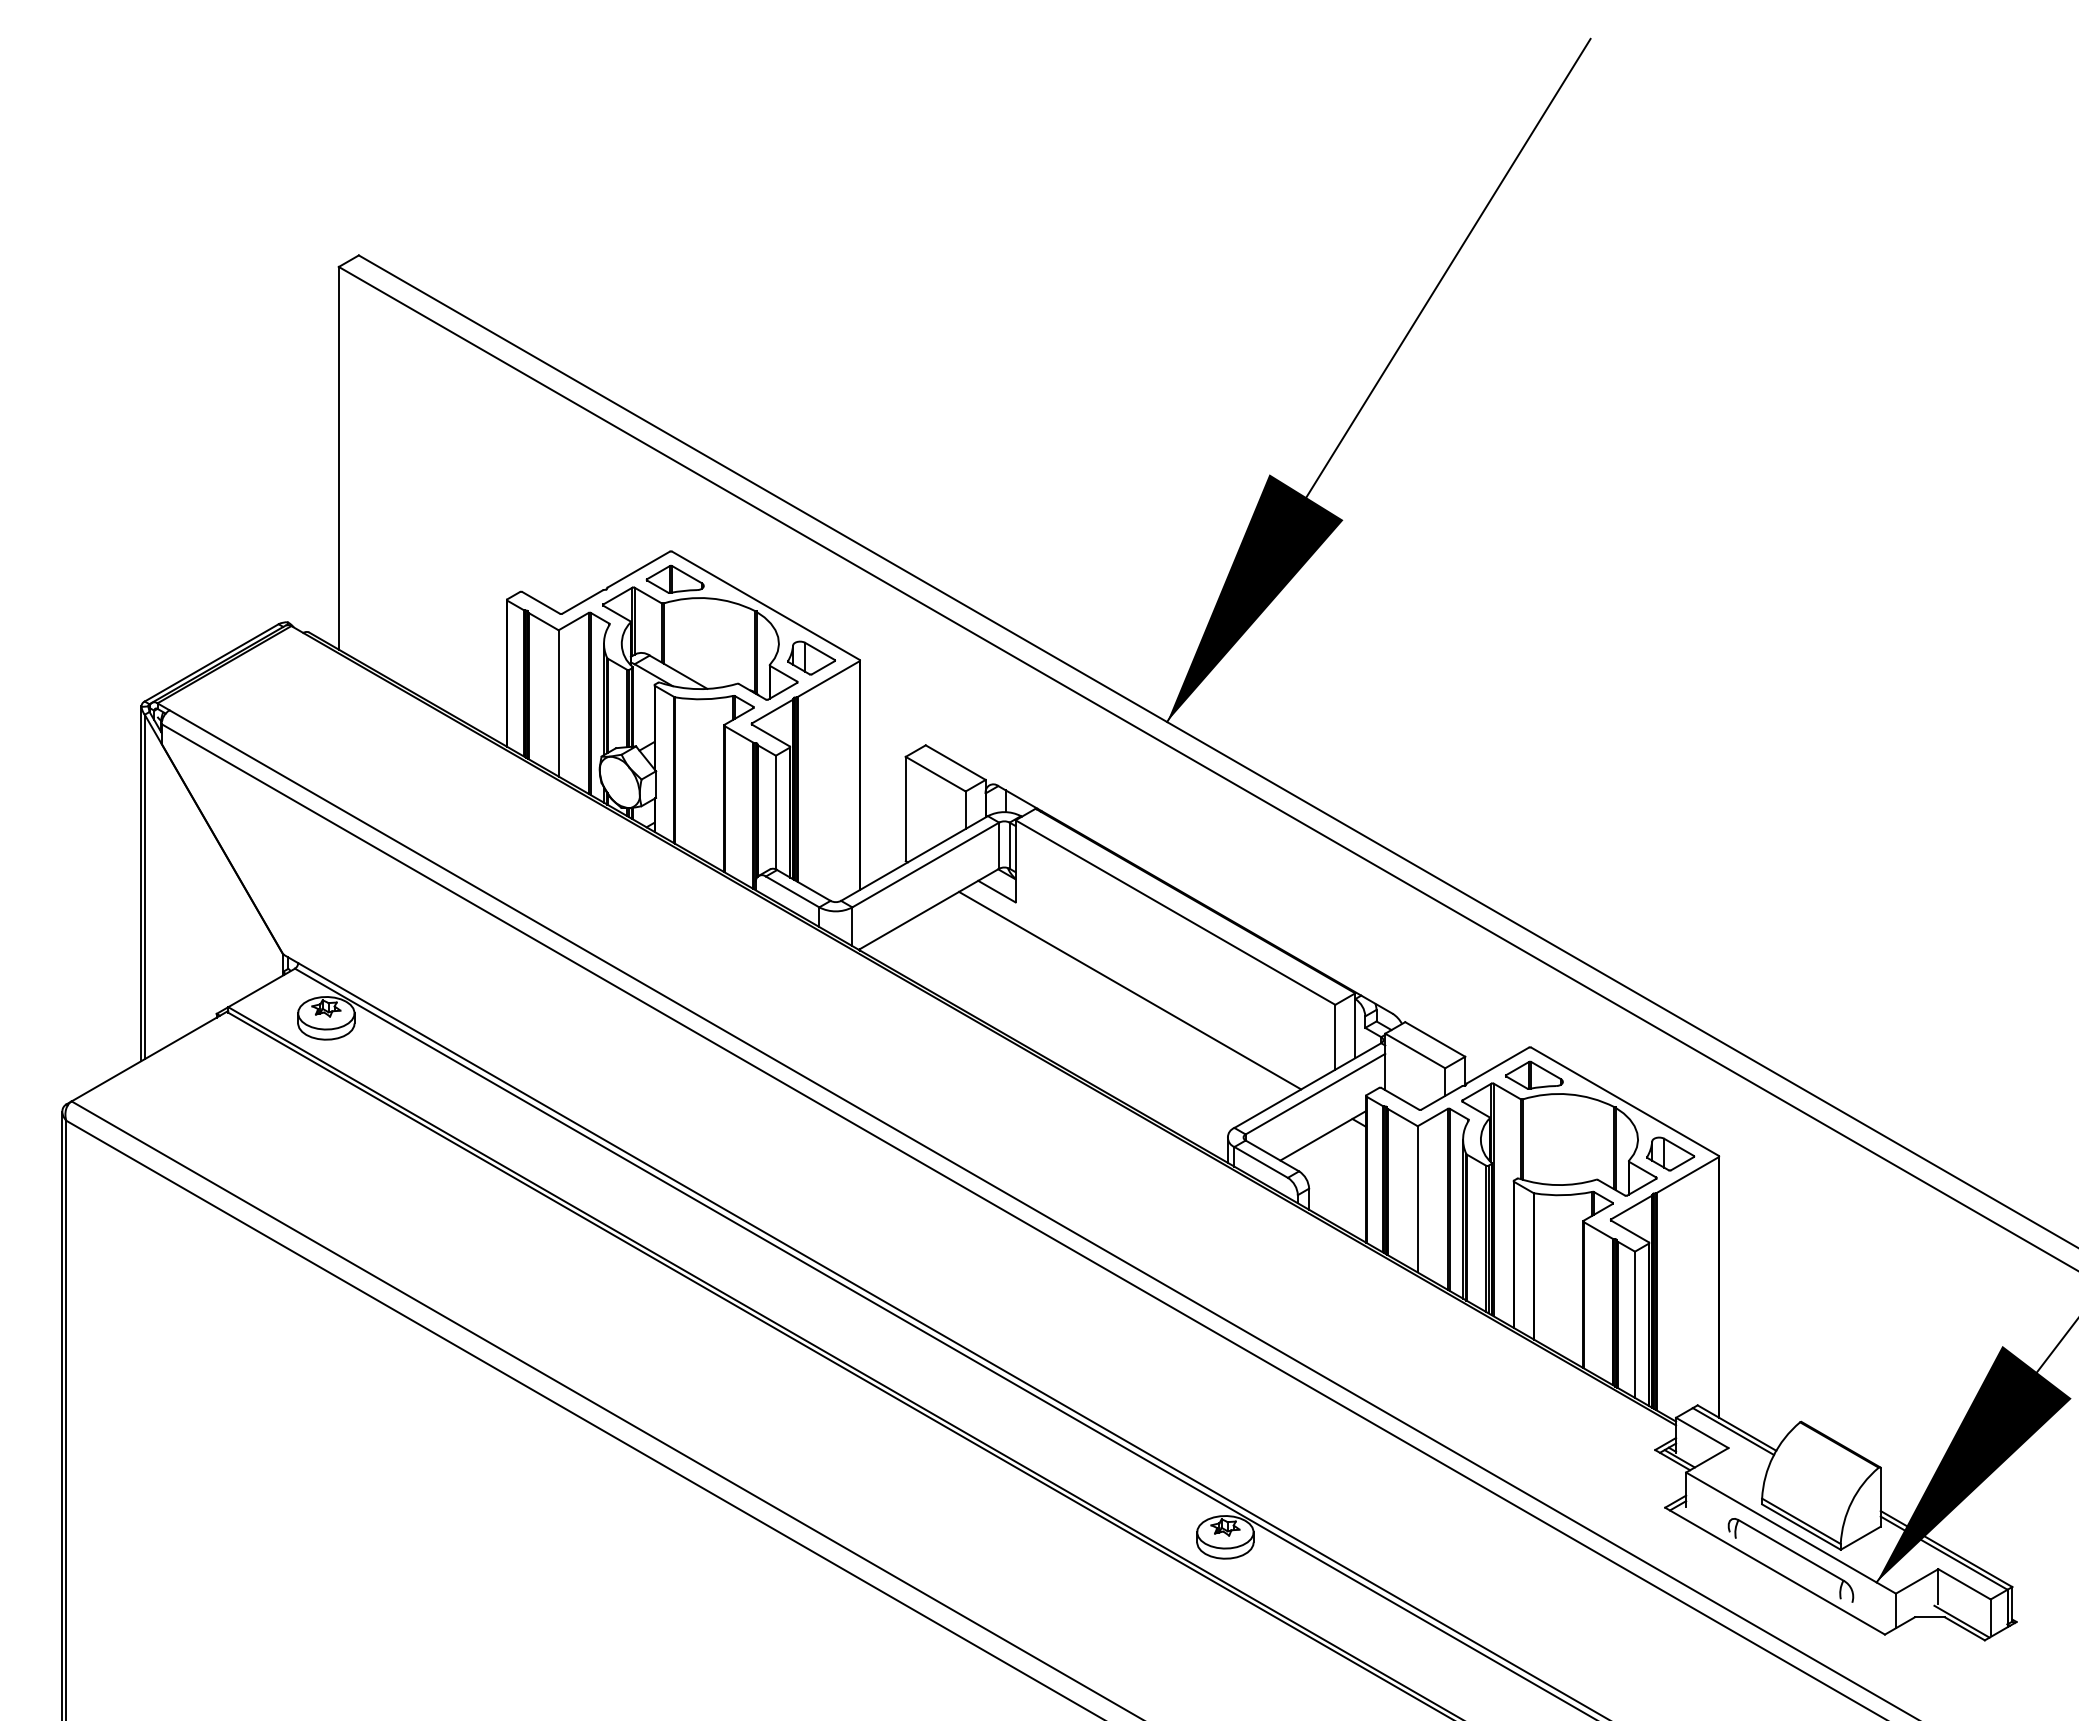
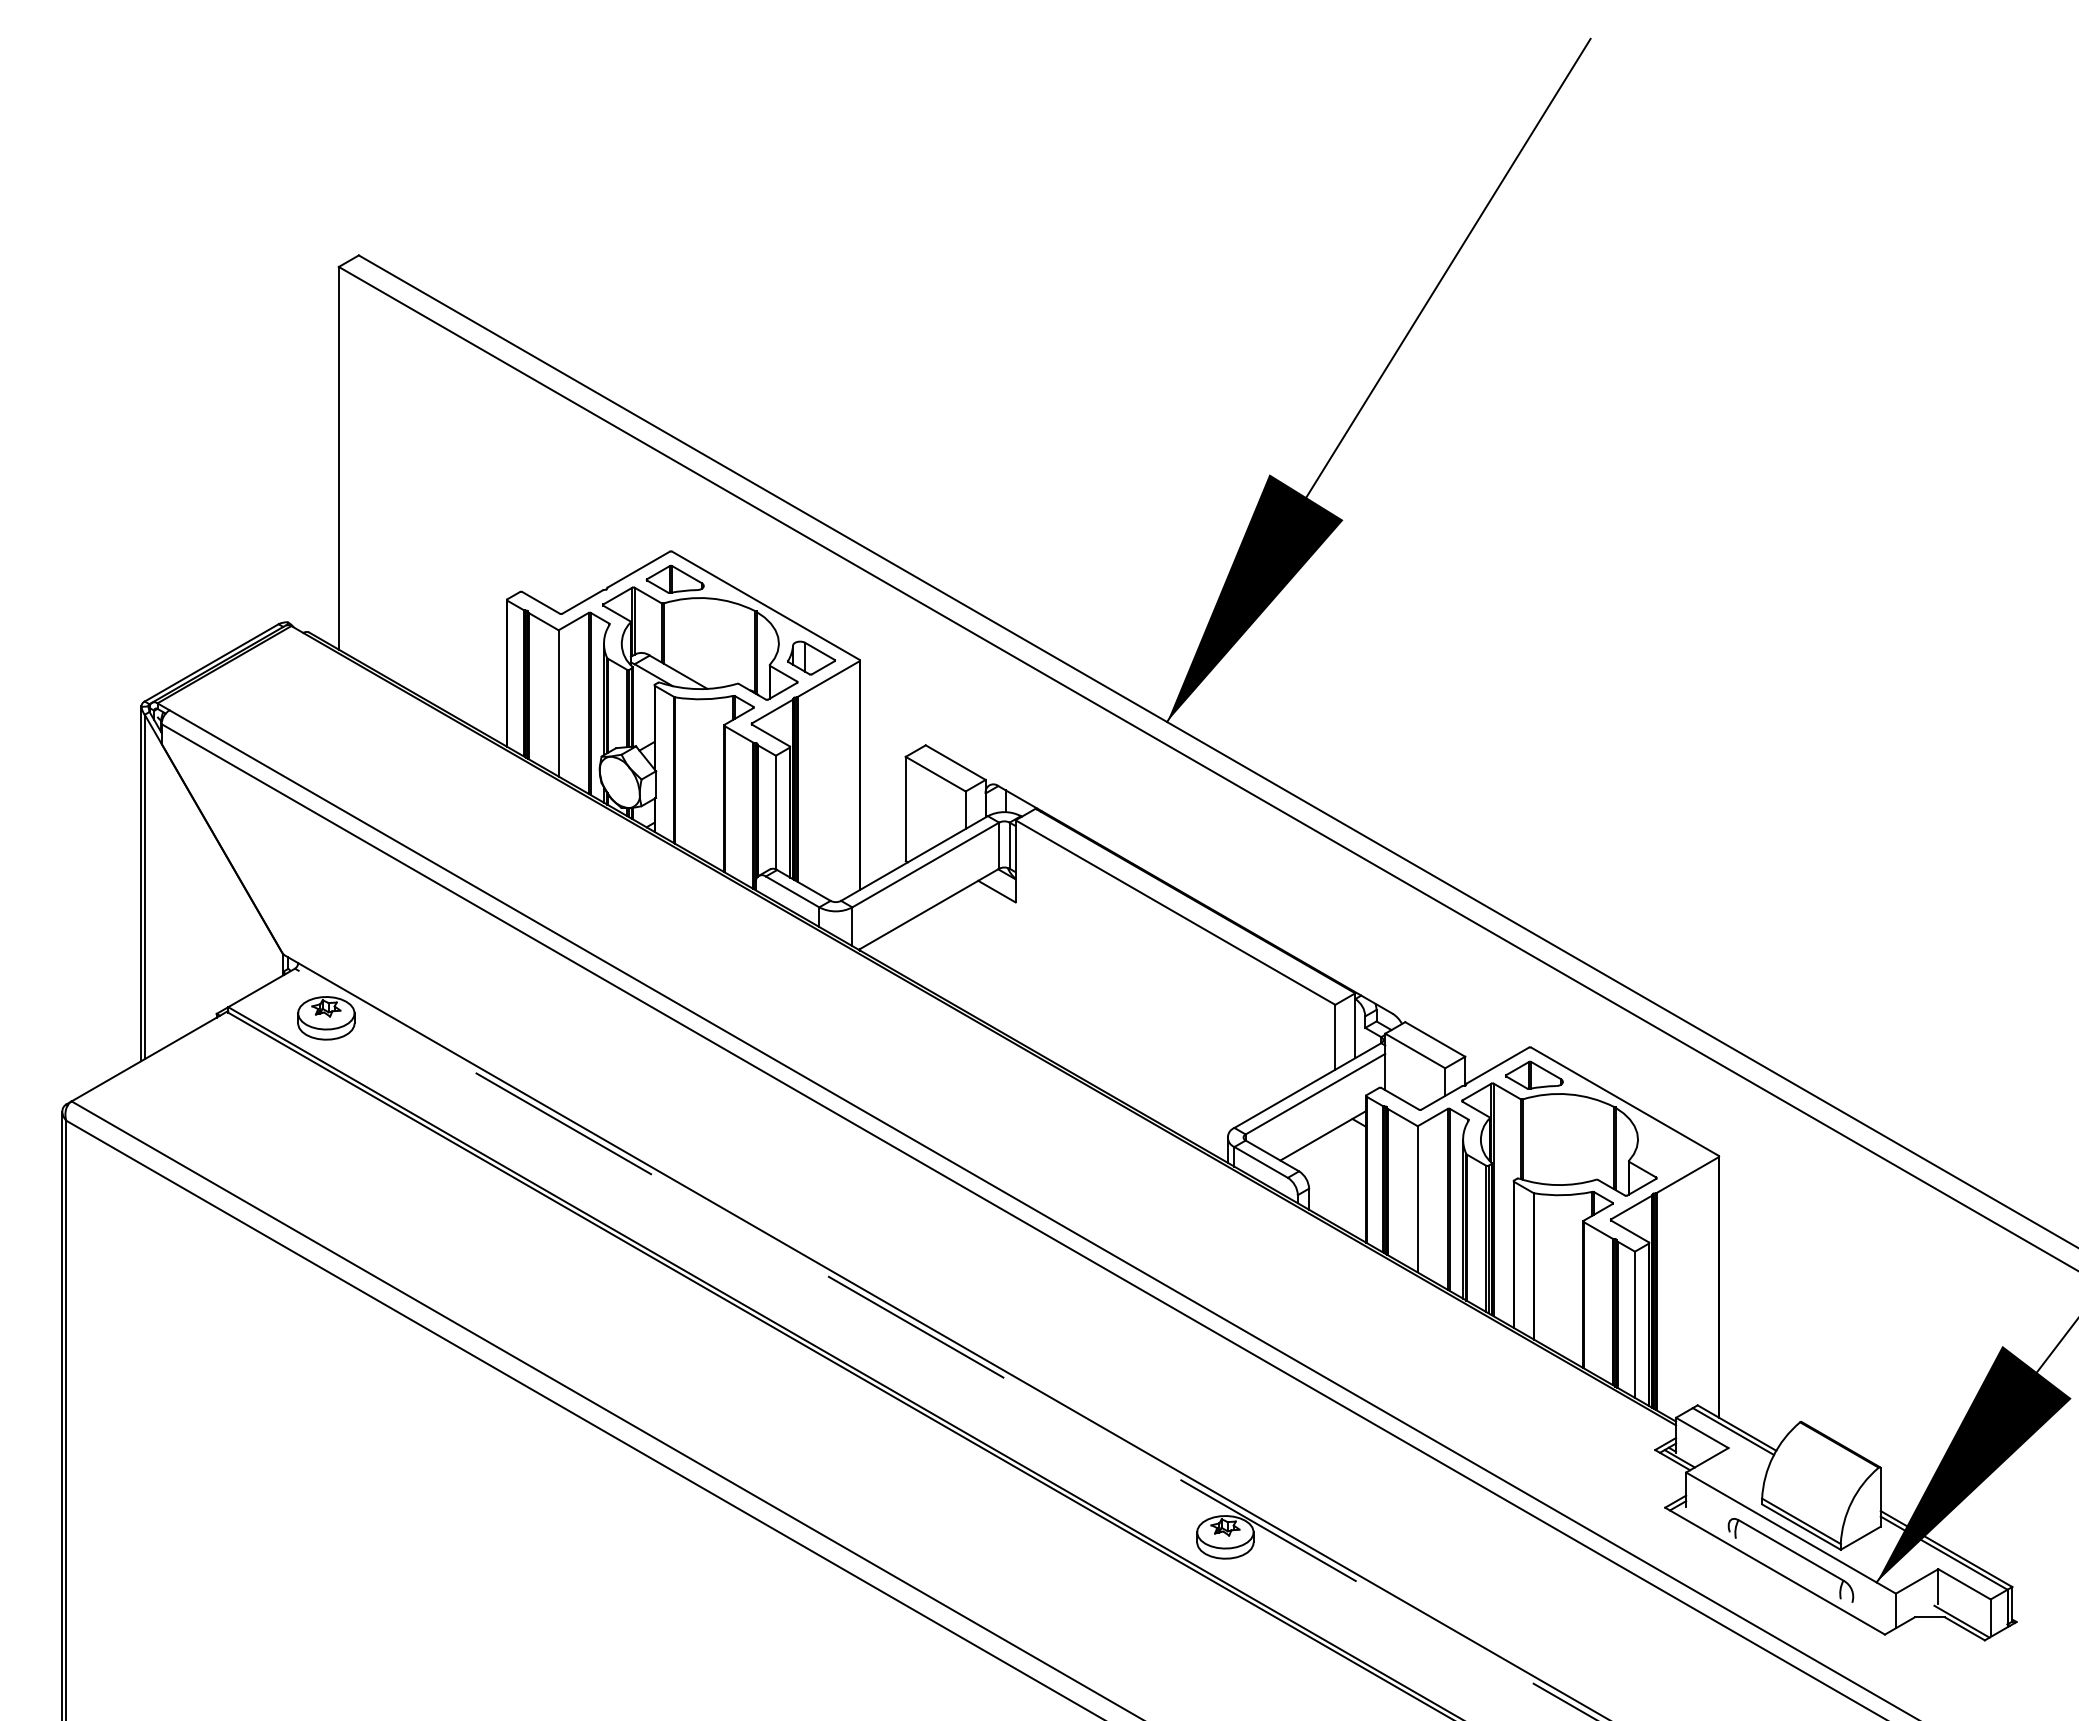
line: present -> none (1130, 990)
part: present -> none (1670, 1153)
line: solid -> dashed (946, 1344)
